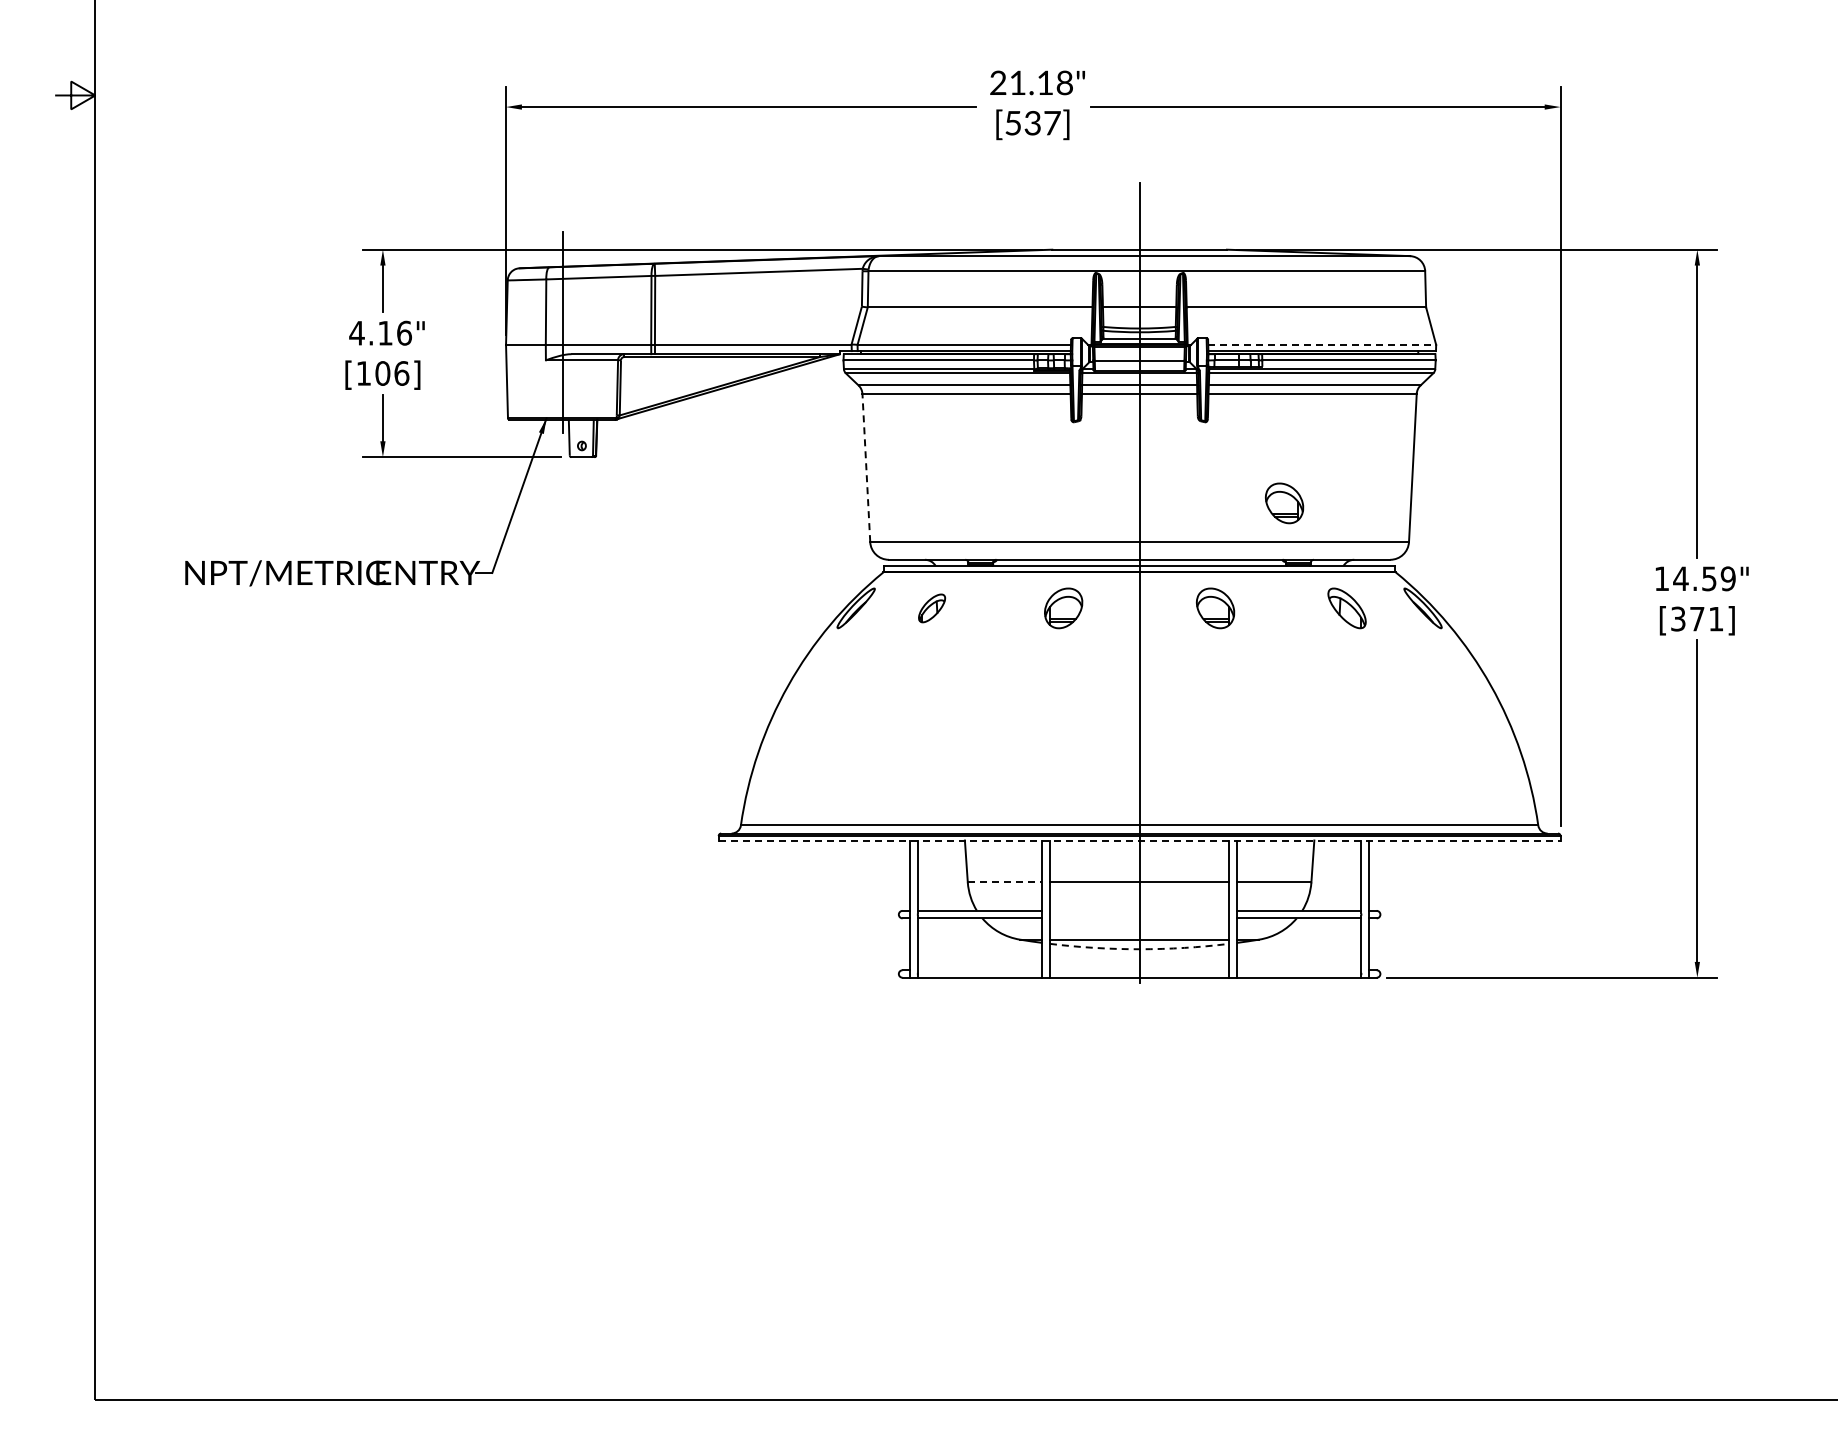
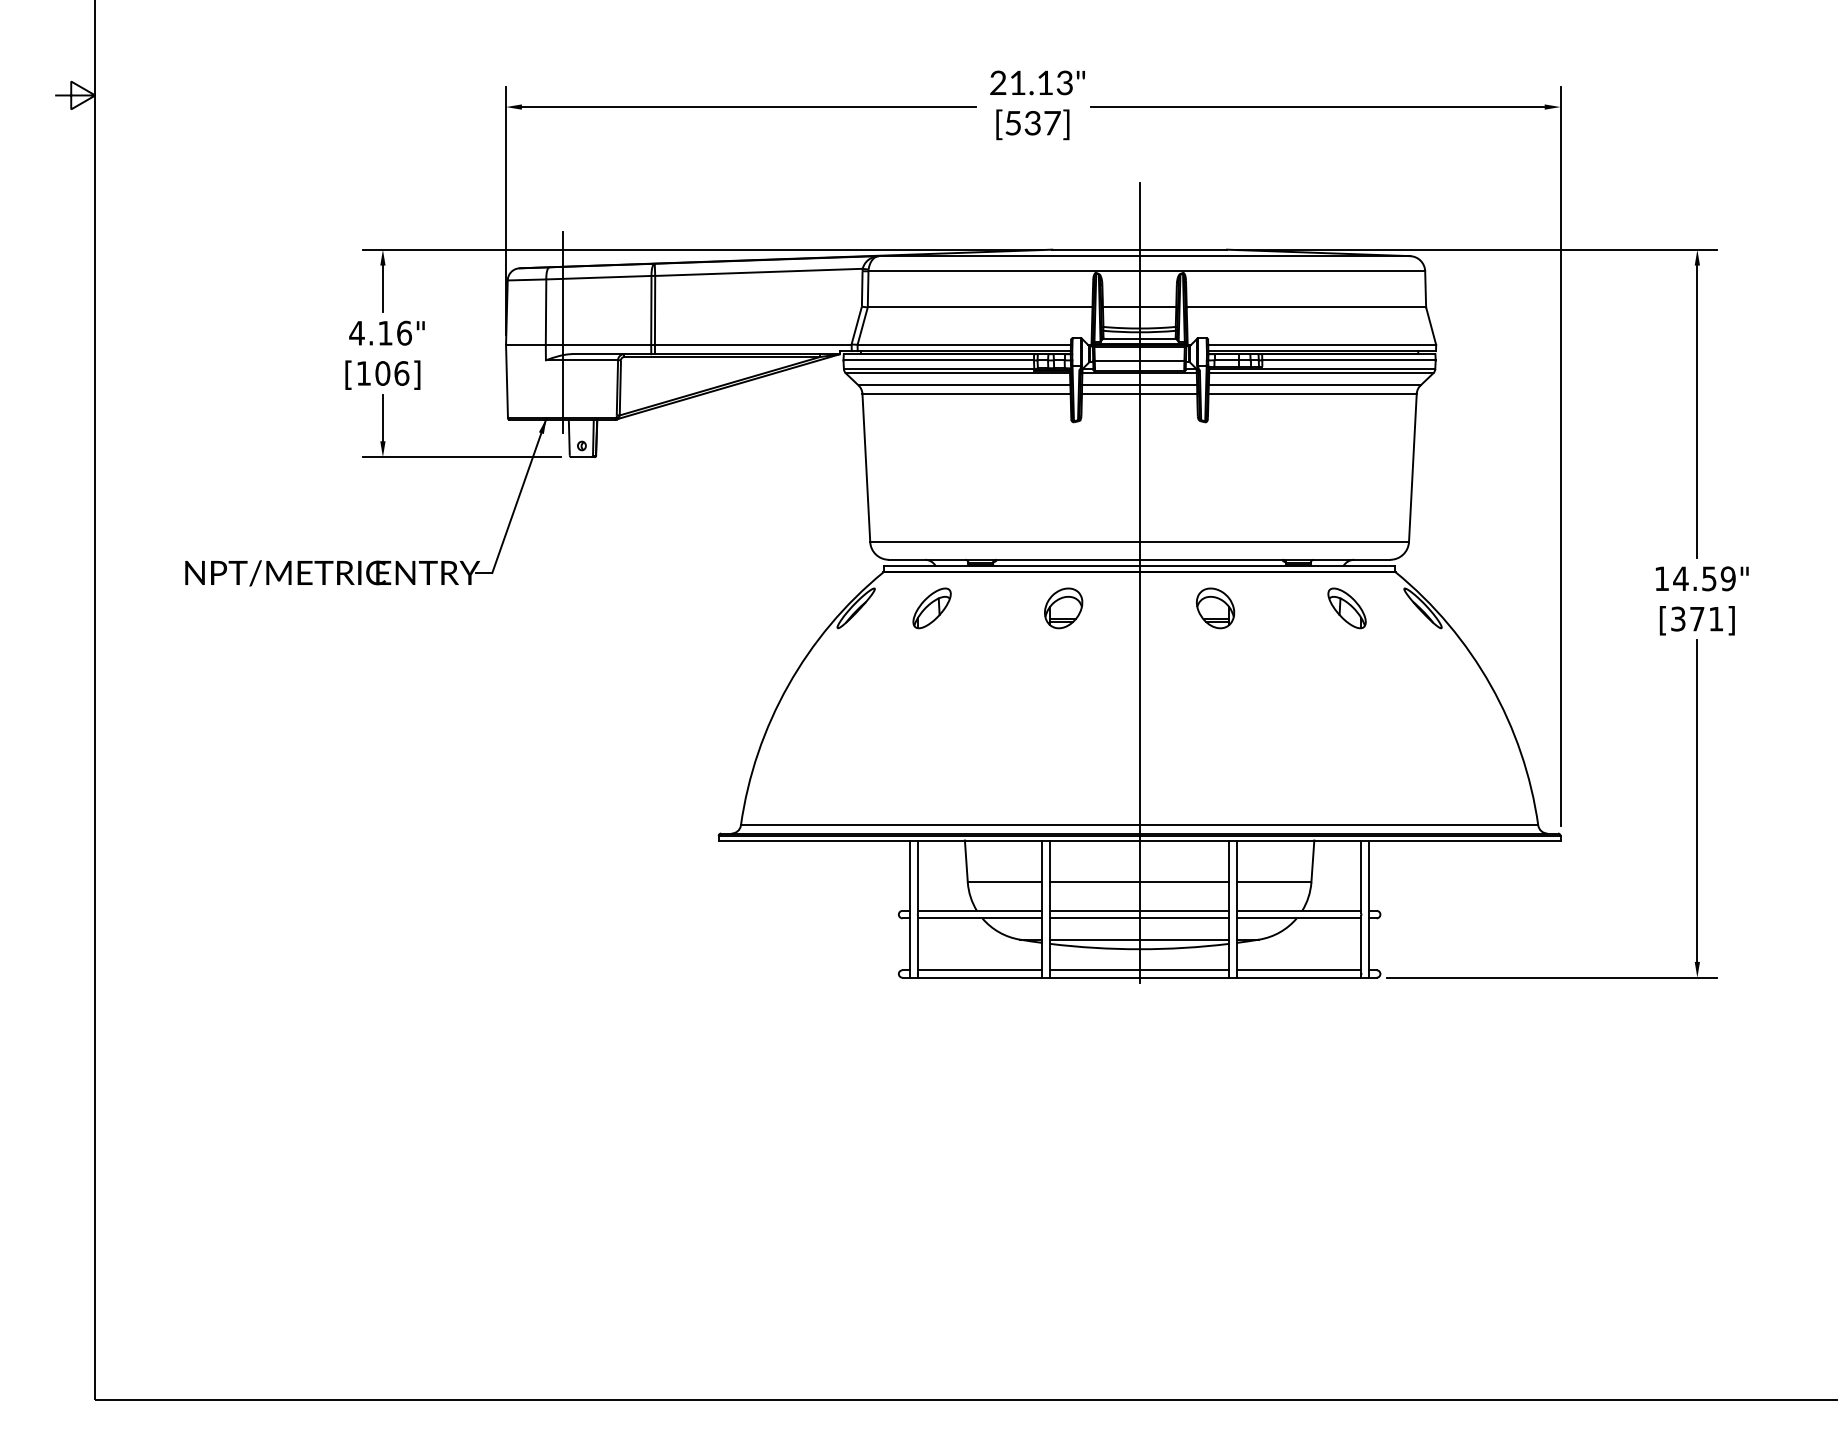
text: 21.18" -> 21.13" (1064, 82)
line: dashed -> solid (1322, 344)
line: dashed -> solid (866, 467)
part: present -> none (1284, 503)
part size: 29x31 px -> 40x43 px (931, 608)
line: dashed -> solid (1139, 840)
line: dashed -> solid (1005, 882)
line: none -> present (1139, 910)
line: none -> present (1139, 918)
arc: dashed -> solid (1139, 949)
line: none -> present (979, 970)
line: none -> present (1139, 970)
line: none -> present (1298, 970)
